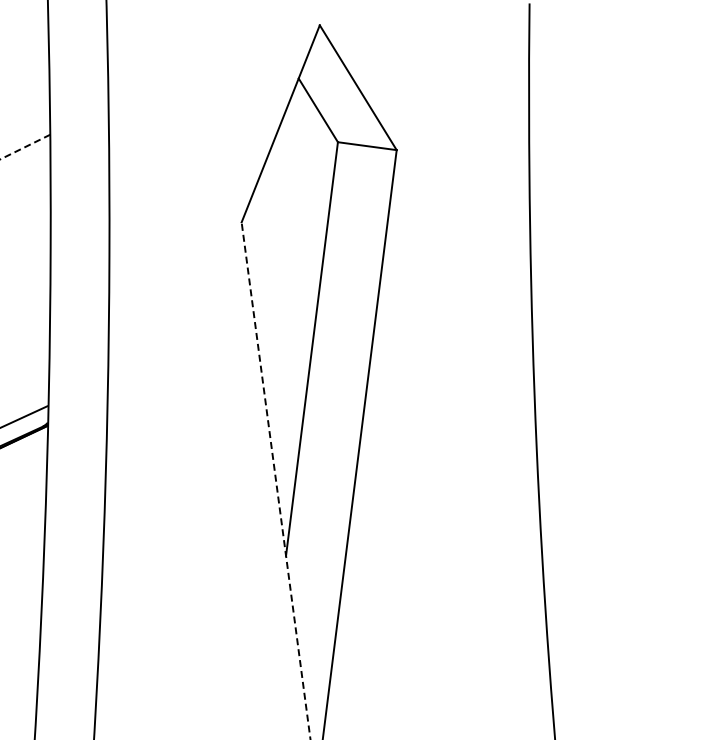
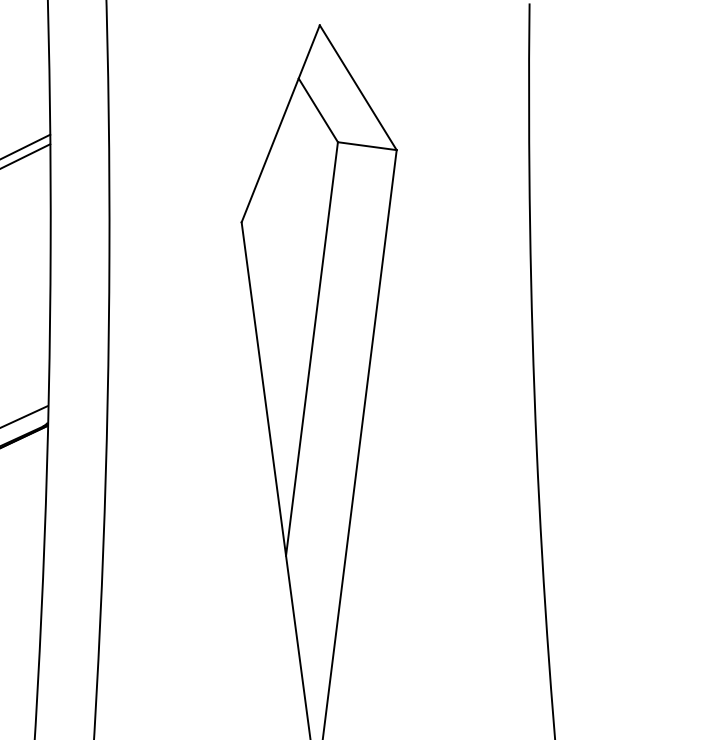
line: dashed -> solid (25, 147)
line: none -> present (26, 155)
line: dashed -> solid (276, 480)
